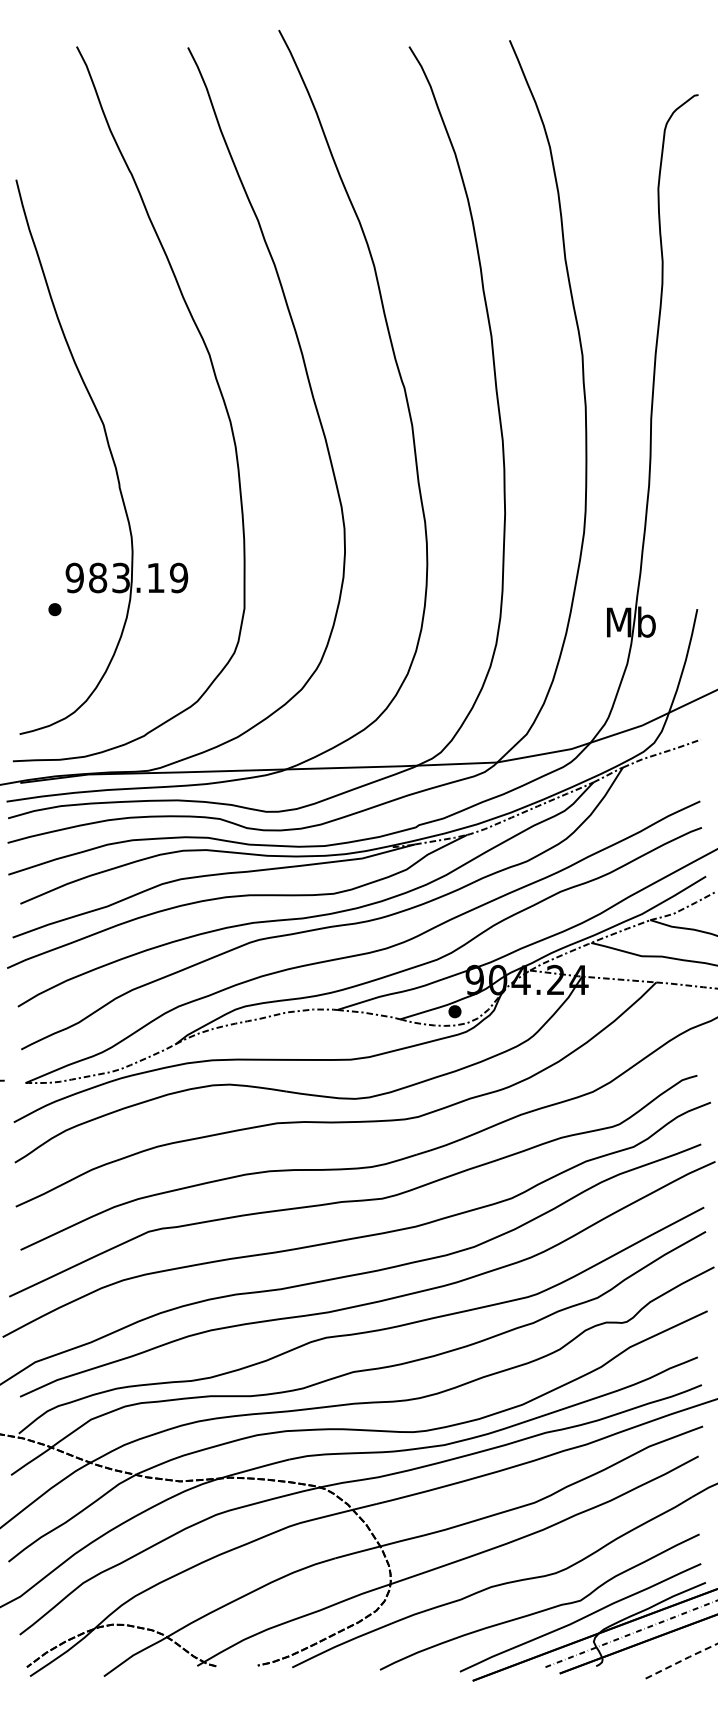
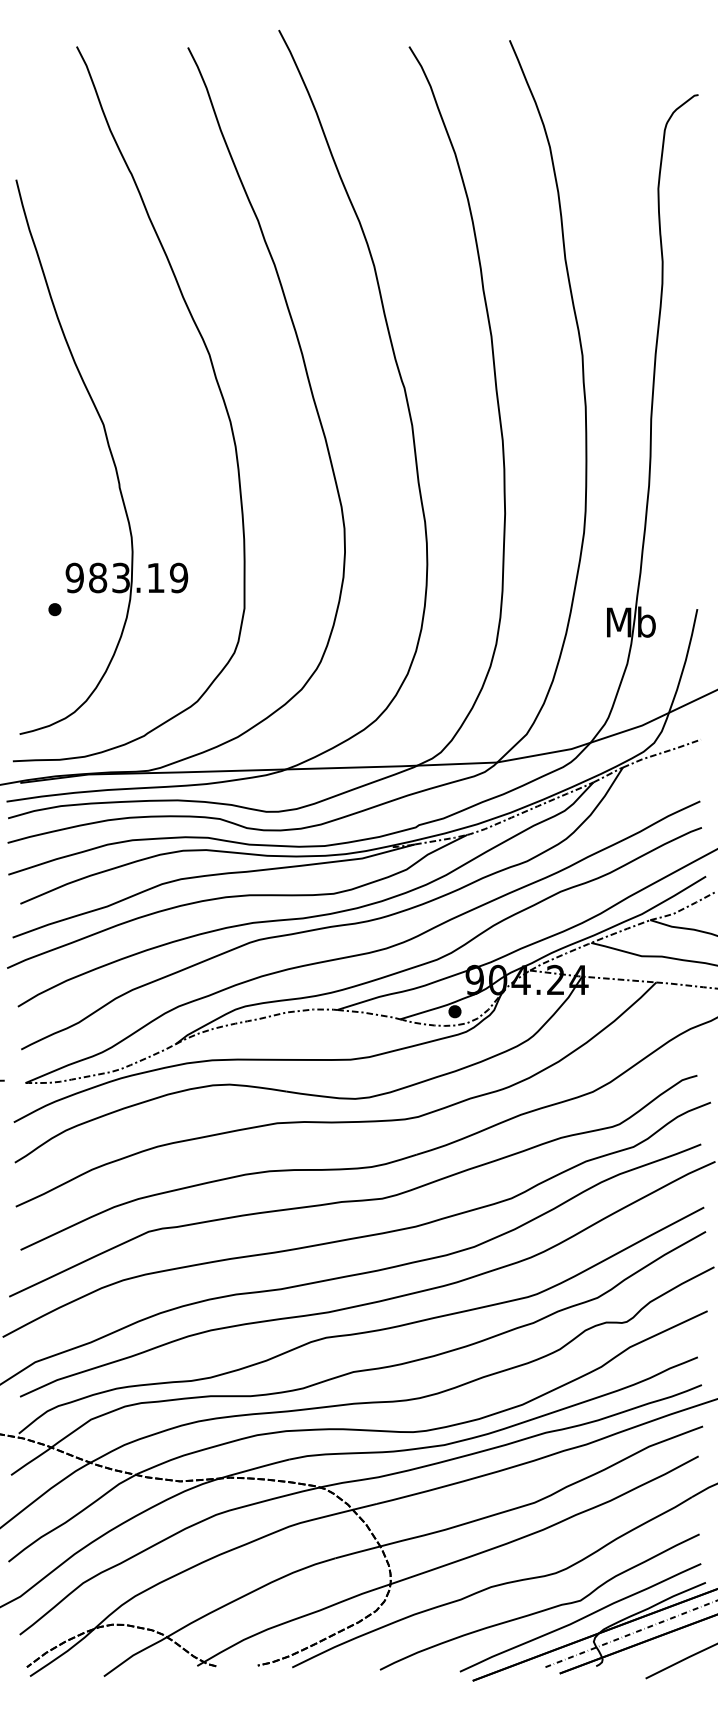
line: dashed -> solid (682, 1660)
